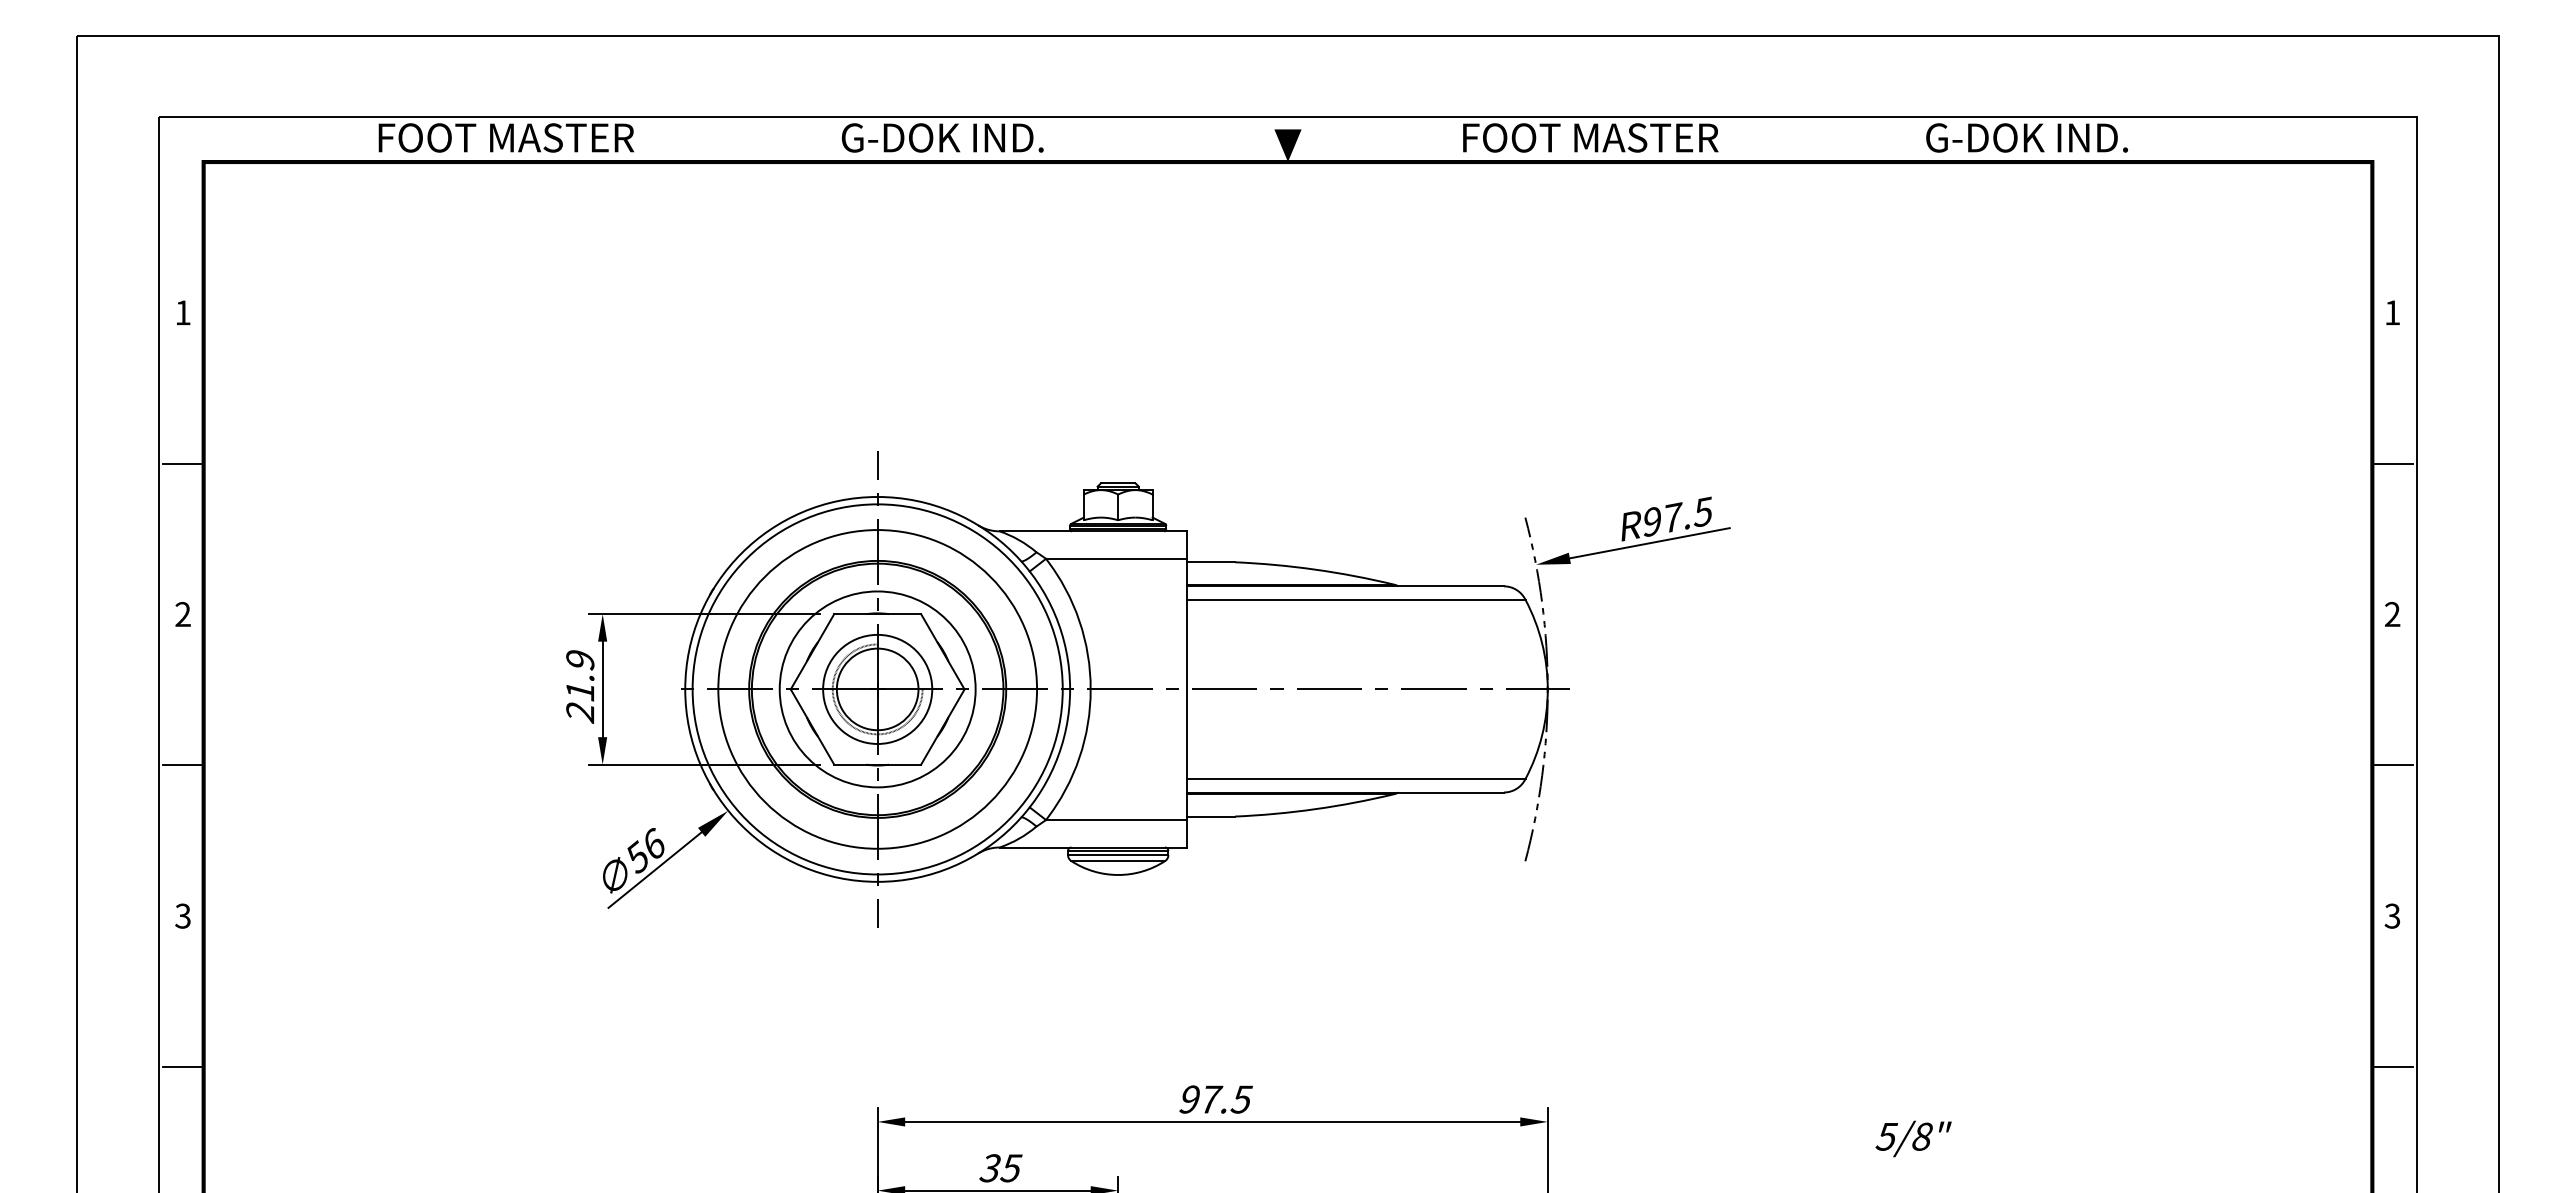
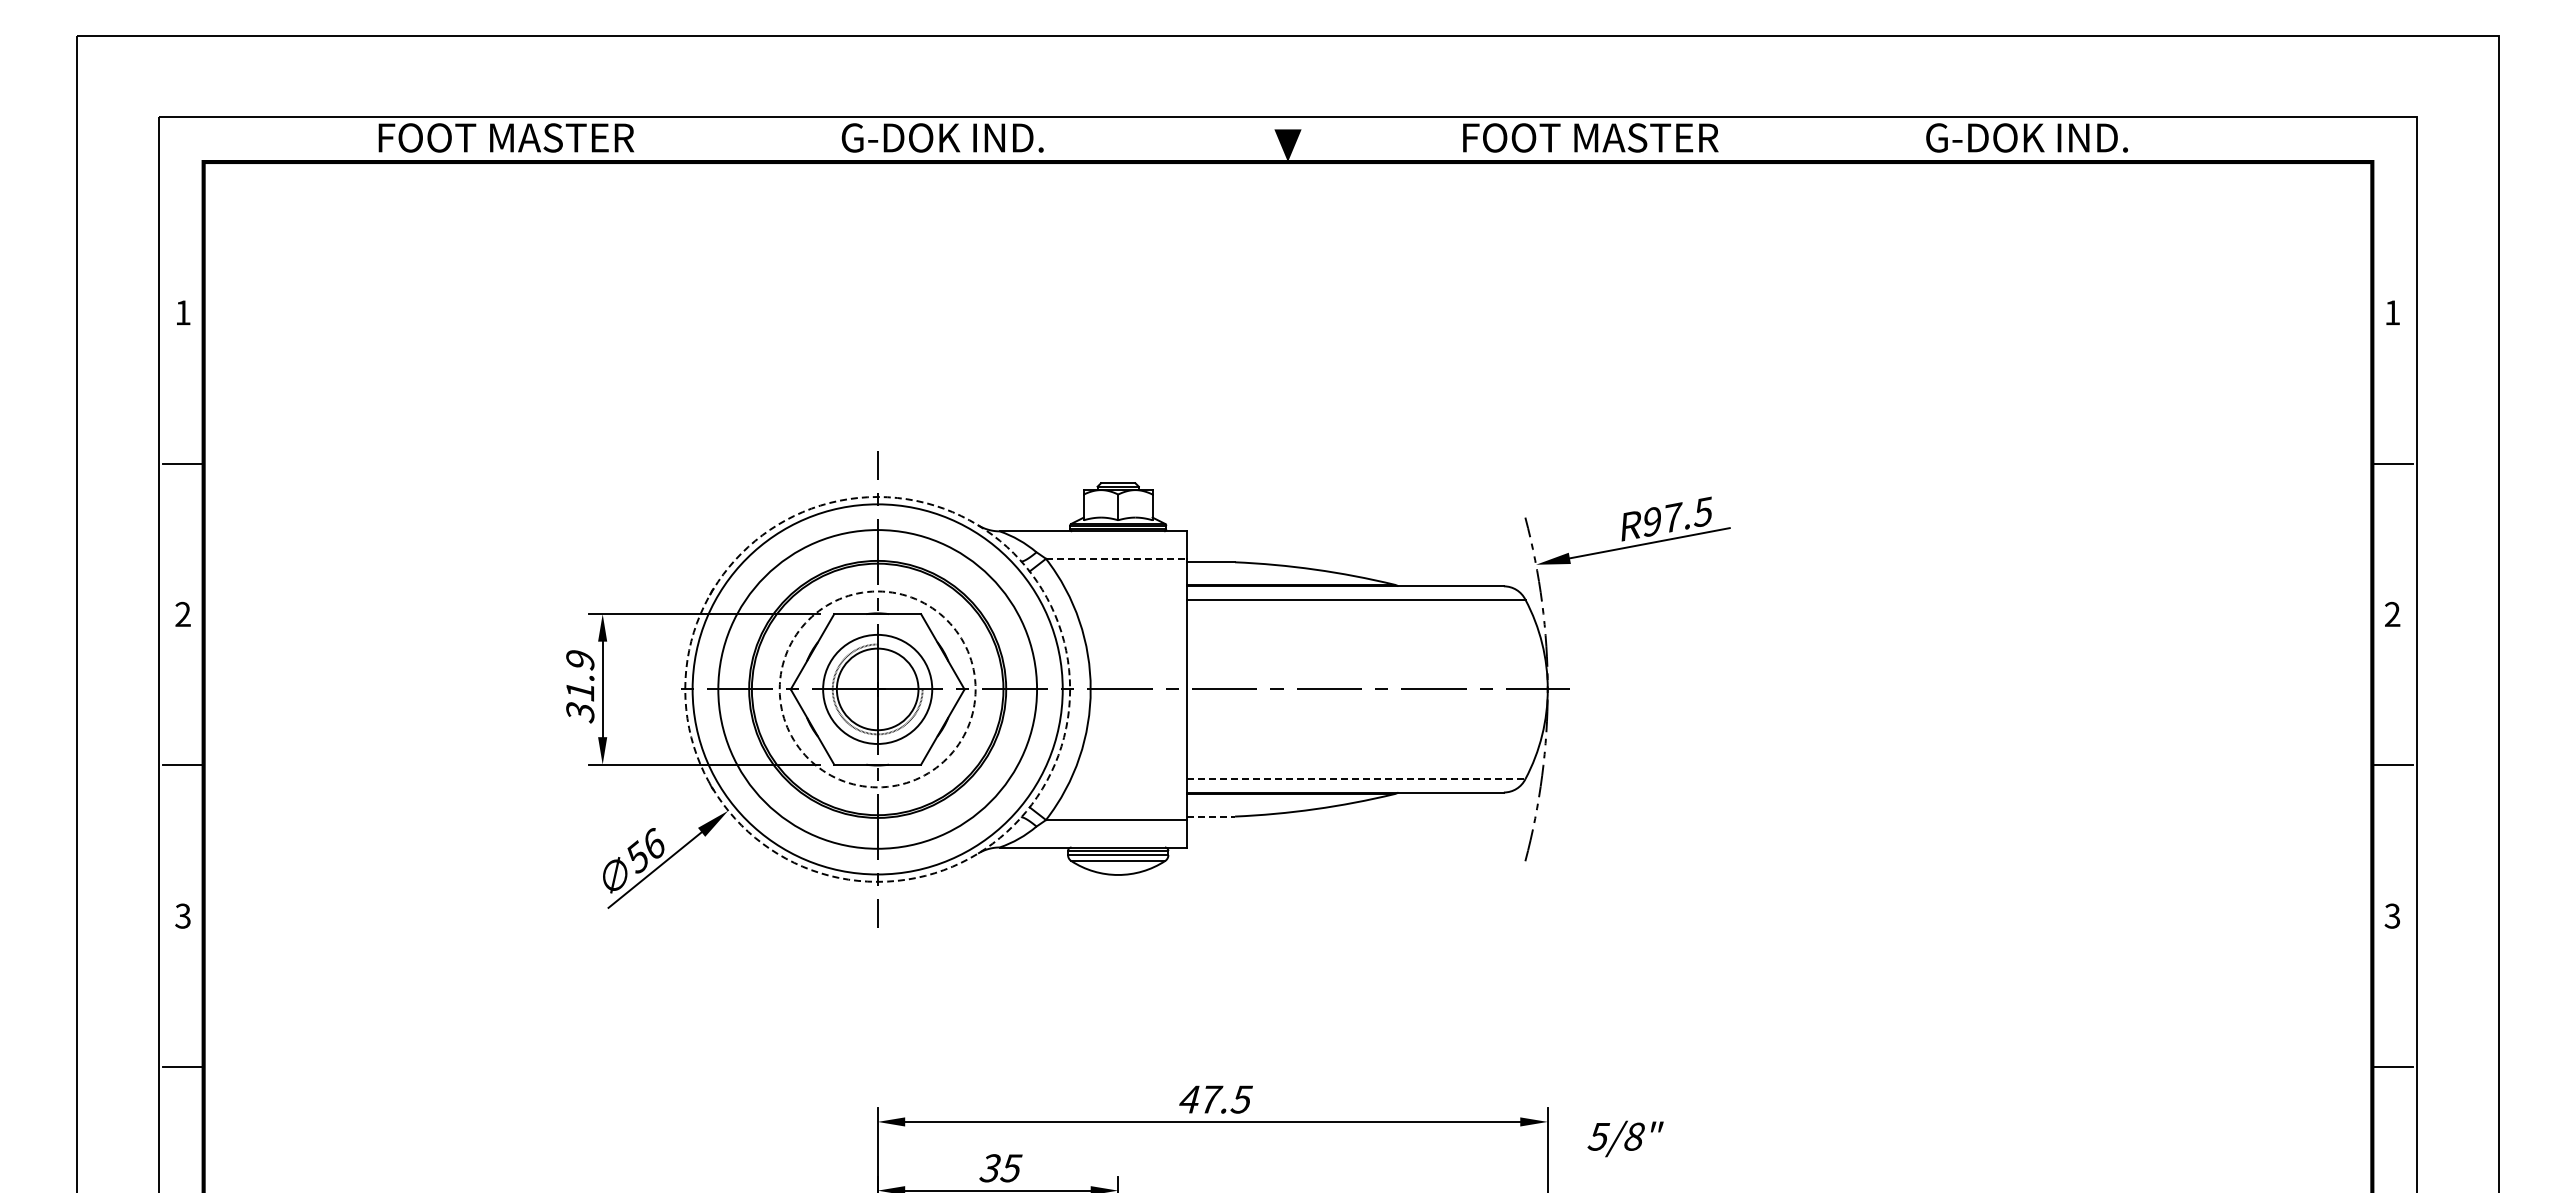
line: solid -> dashed (1116, 558)
circle: solid -> dashed (877, 688)
circle: solid -> dashed (877, 689)
text: 21.9 -> 31.9 (580, 712)
line: solid -> dashed (1356, 779)
line: solid -> dashed (1211, 816)
text: 97.5 -> 47.5 (1189, 1099)
text position: (1913, 1138) -> (1625, 1138) (1625, 1138)
